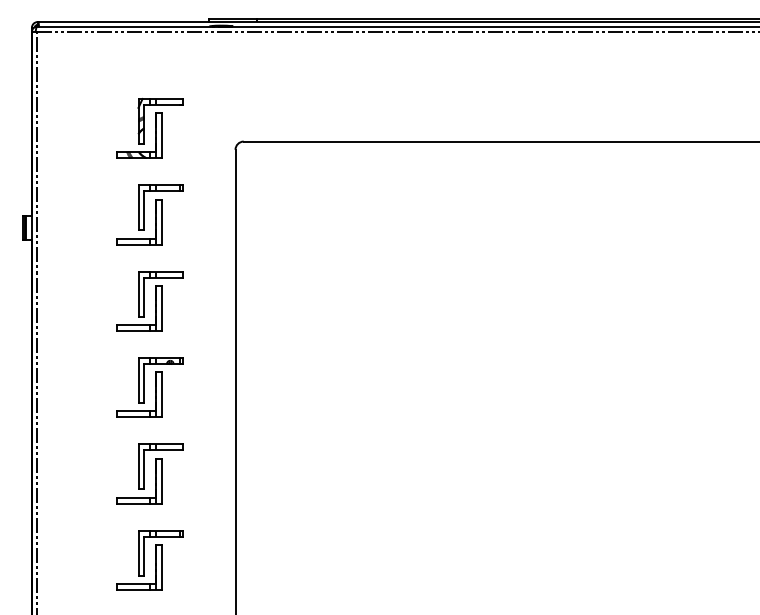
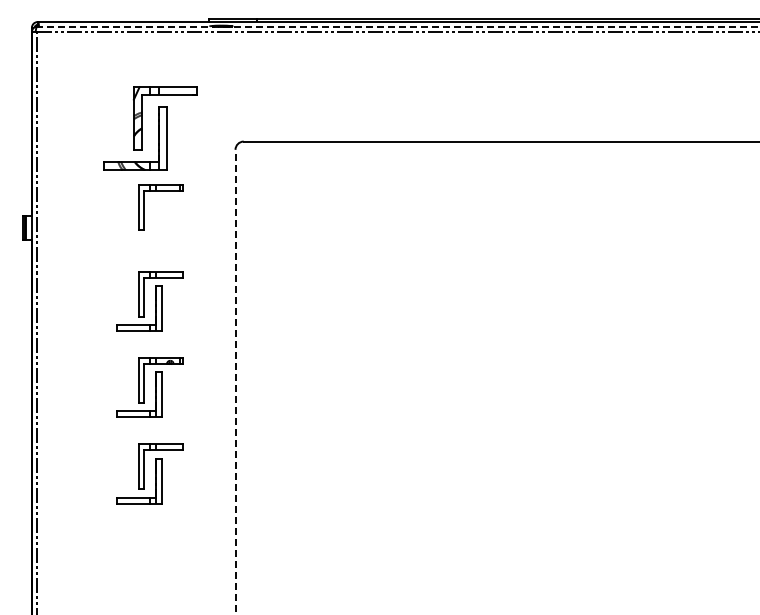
line: solid -> dashed (397, 26)
part size: 68x61 px -> 95x85 px (150, 128)
part: present -> none (155, 222)
line: solid -> dashed (235, 381)
part: present -> none (149, 560)
